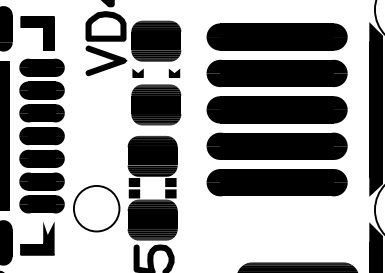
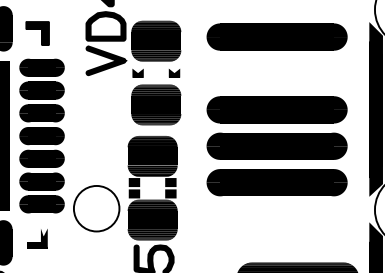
part size: 35x35 px -> 25x25 px (37, 33)
part: present -> none (276, 72)
part size: 35x34 px -> 21x20 px (37, 238)
